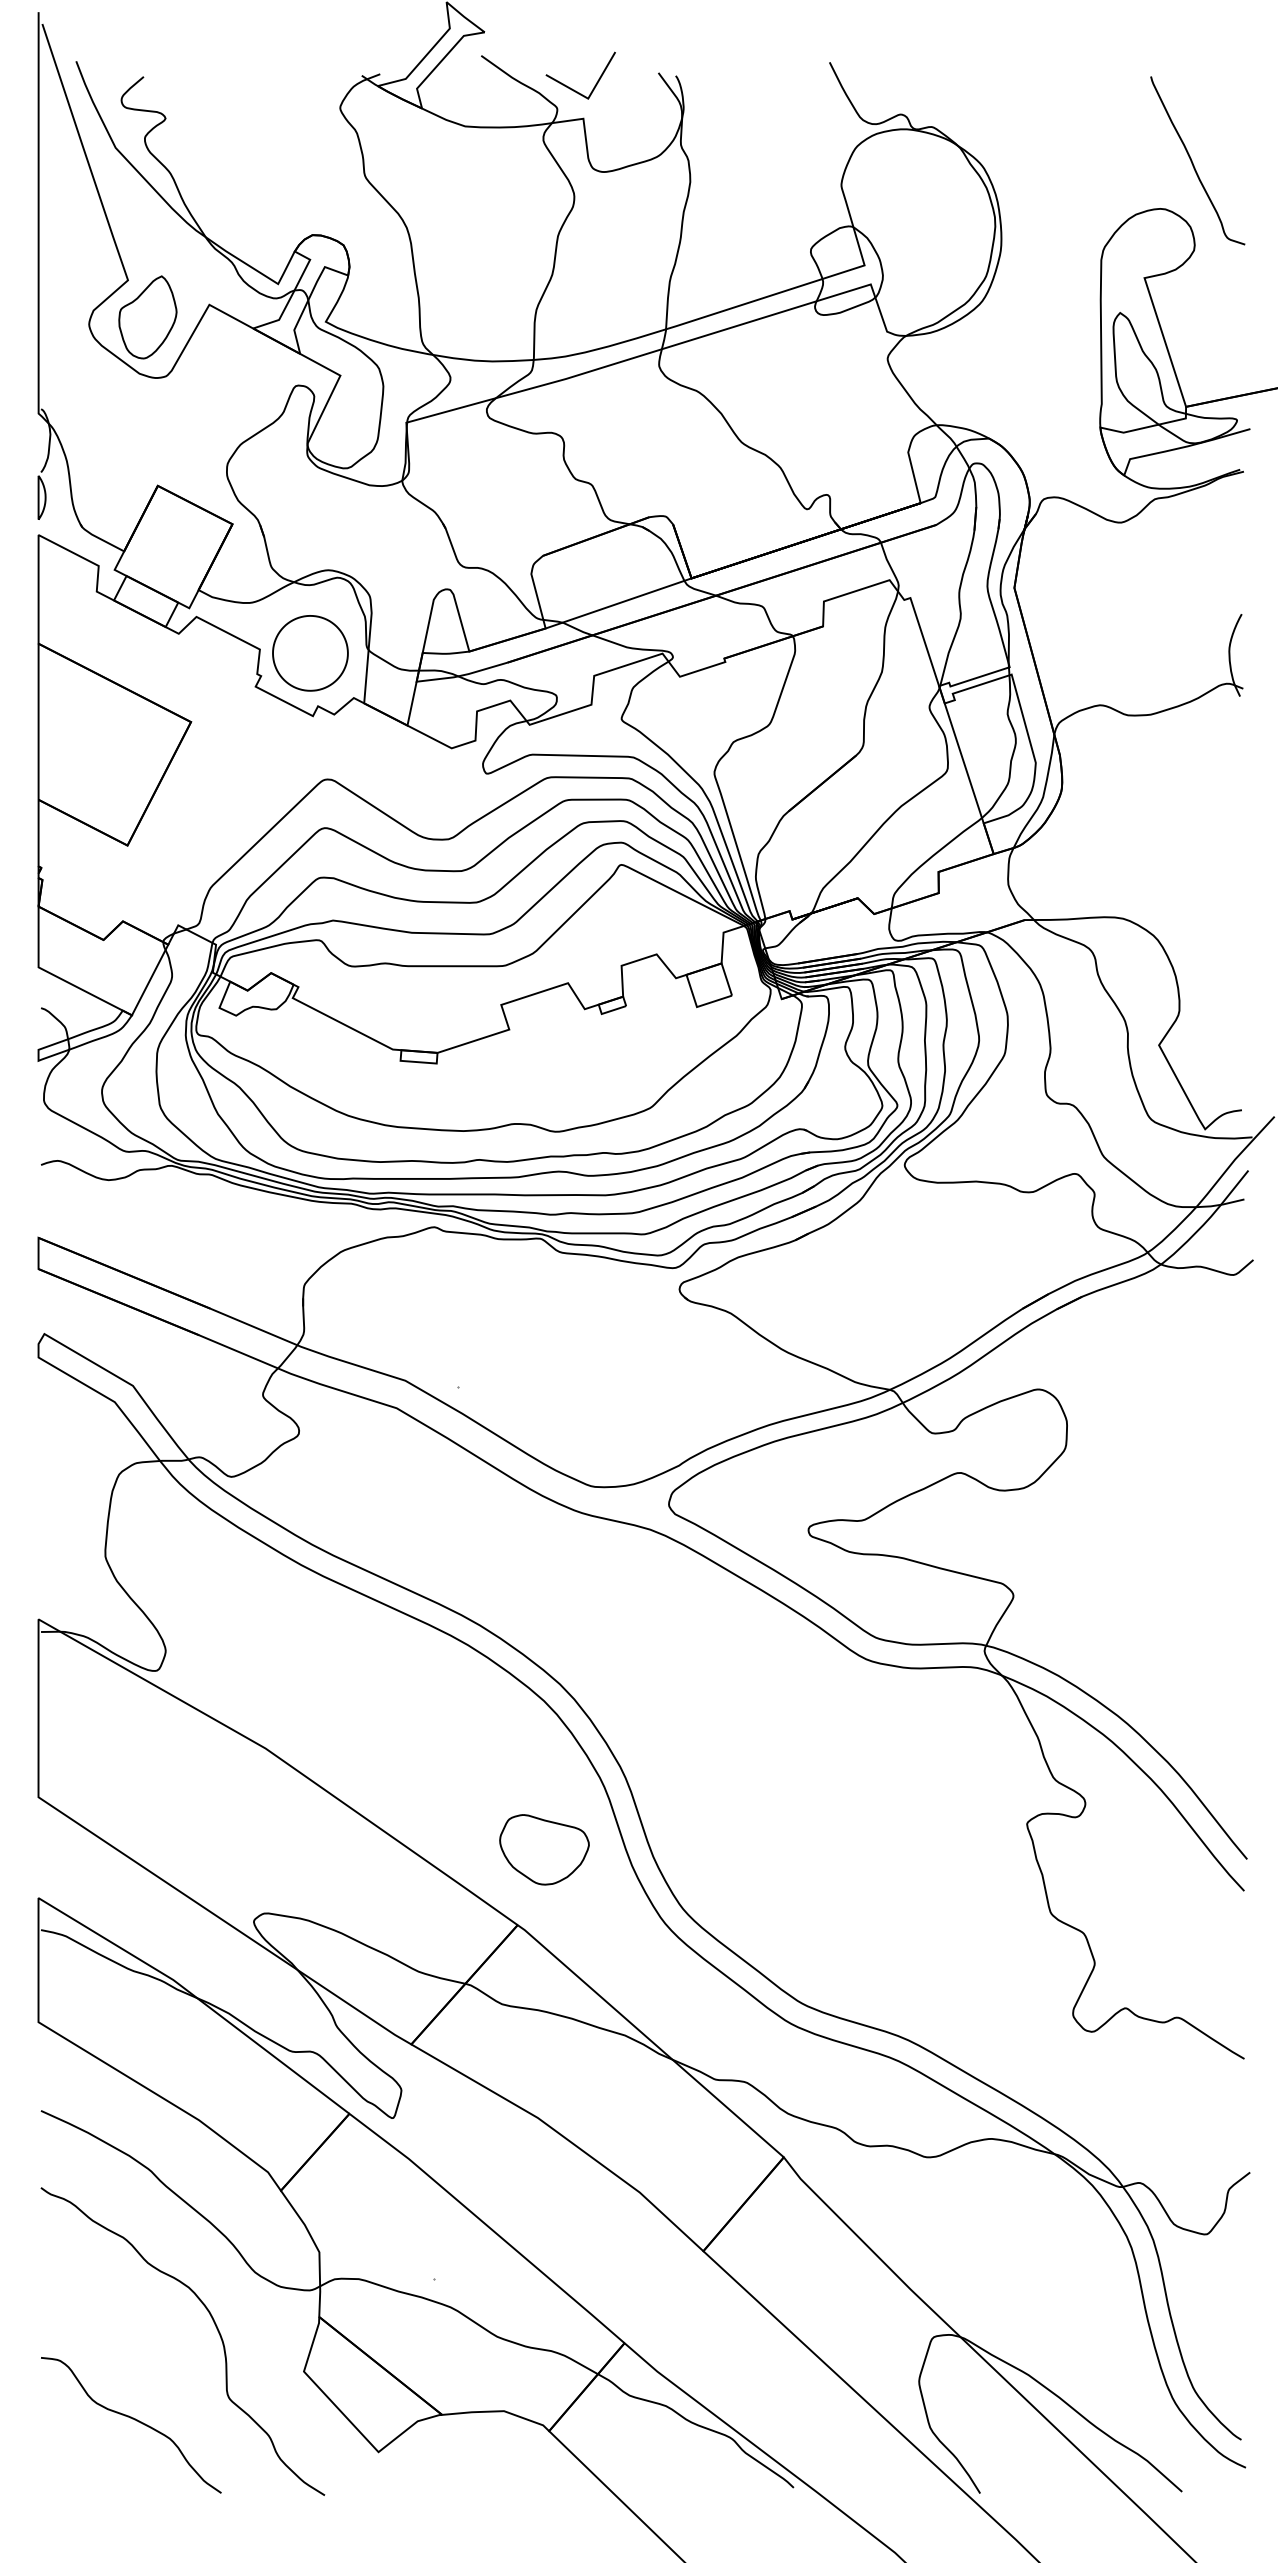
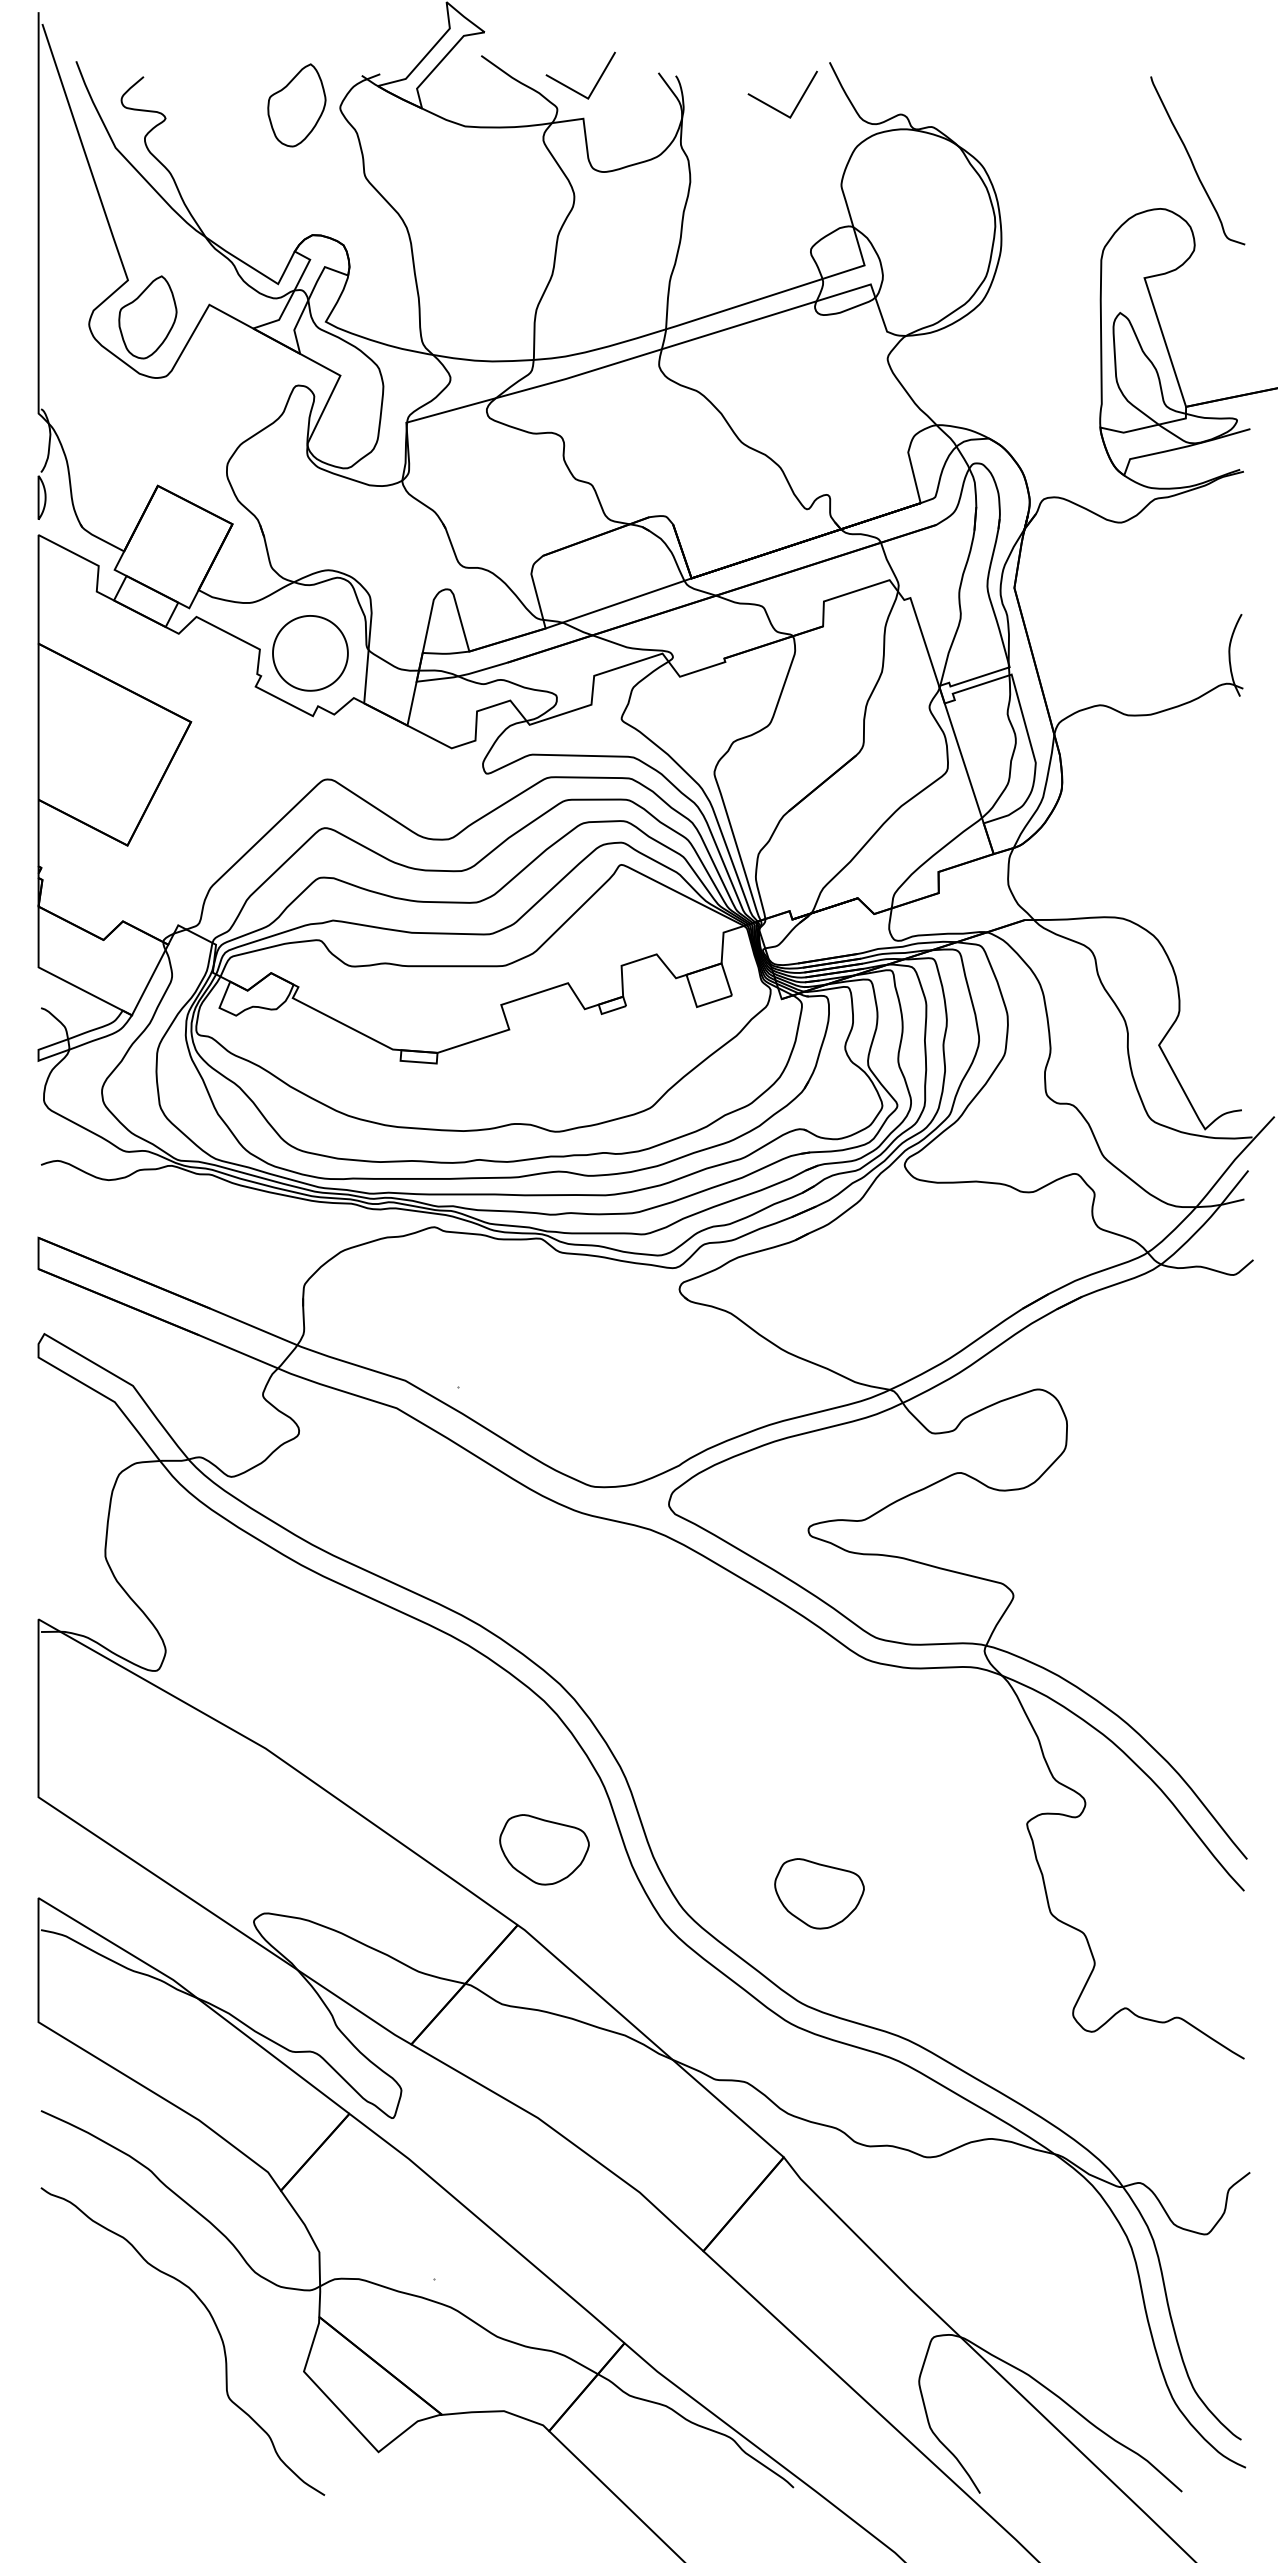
part: none -> present (296, 105)
line: none -> present (776, 108)
part: none -> present (819, 1893)
curve: present -> none (134, 2420)
